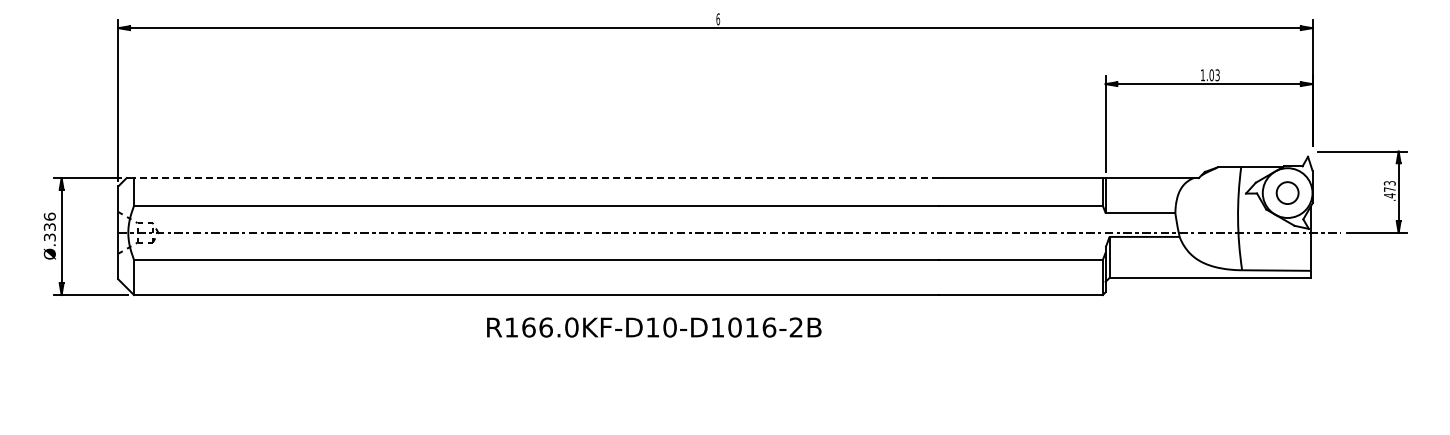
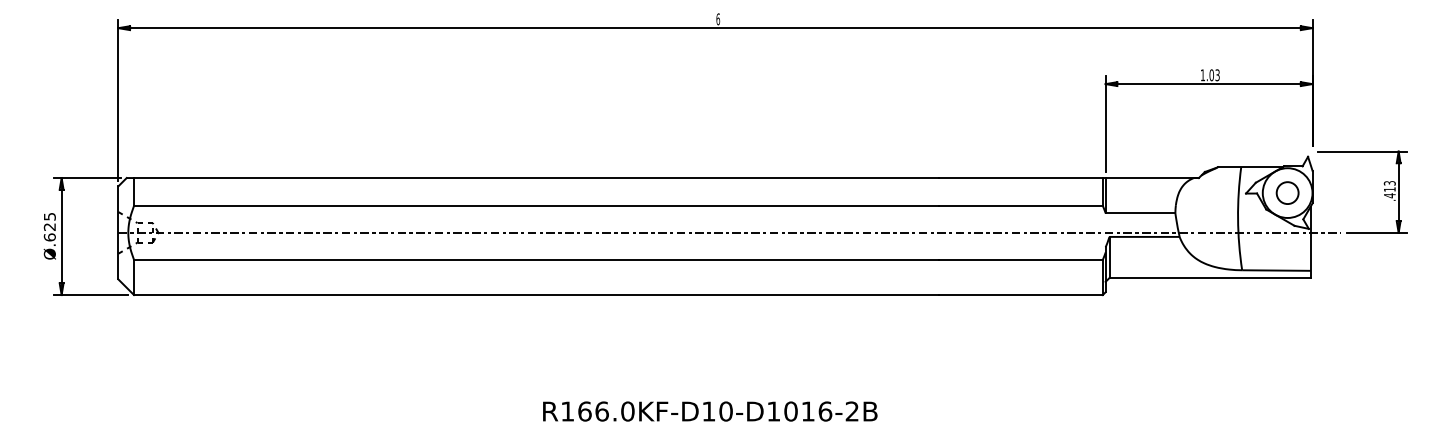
line: dashed -> solid (536, 178)
text: .473 -> .413 (1389, 189)
text: Ø.336 -> Ø.625 (49, 226)
text position: (654, 327) -> (710, 411) (710, 411)
